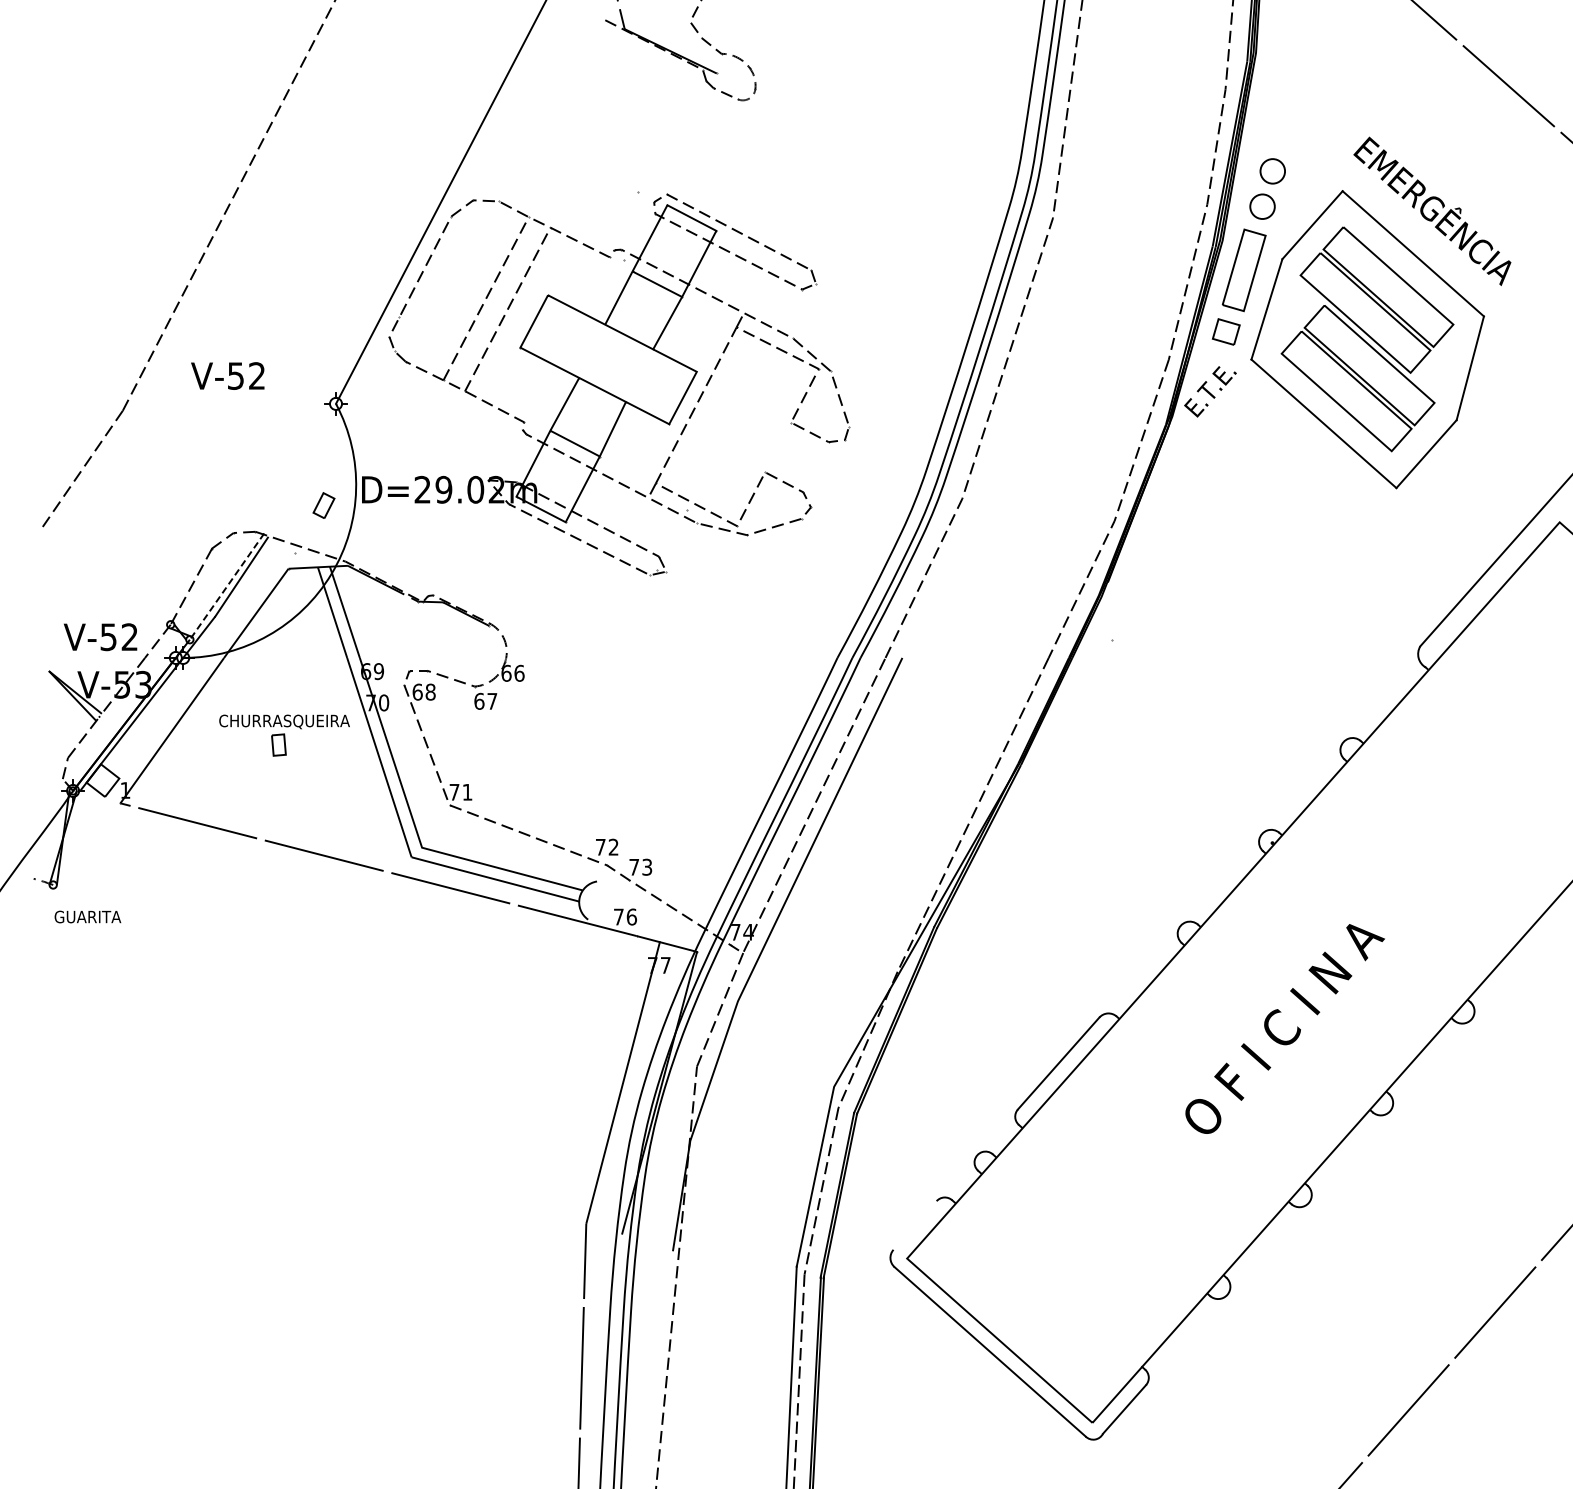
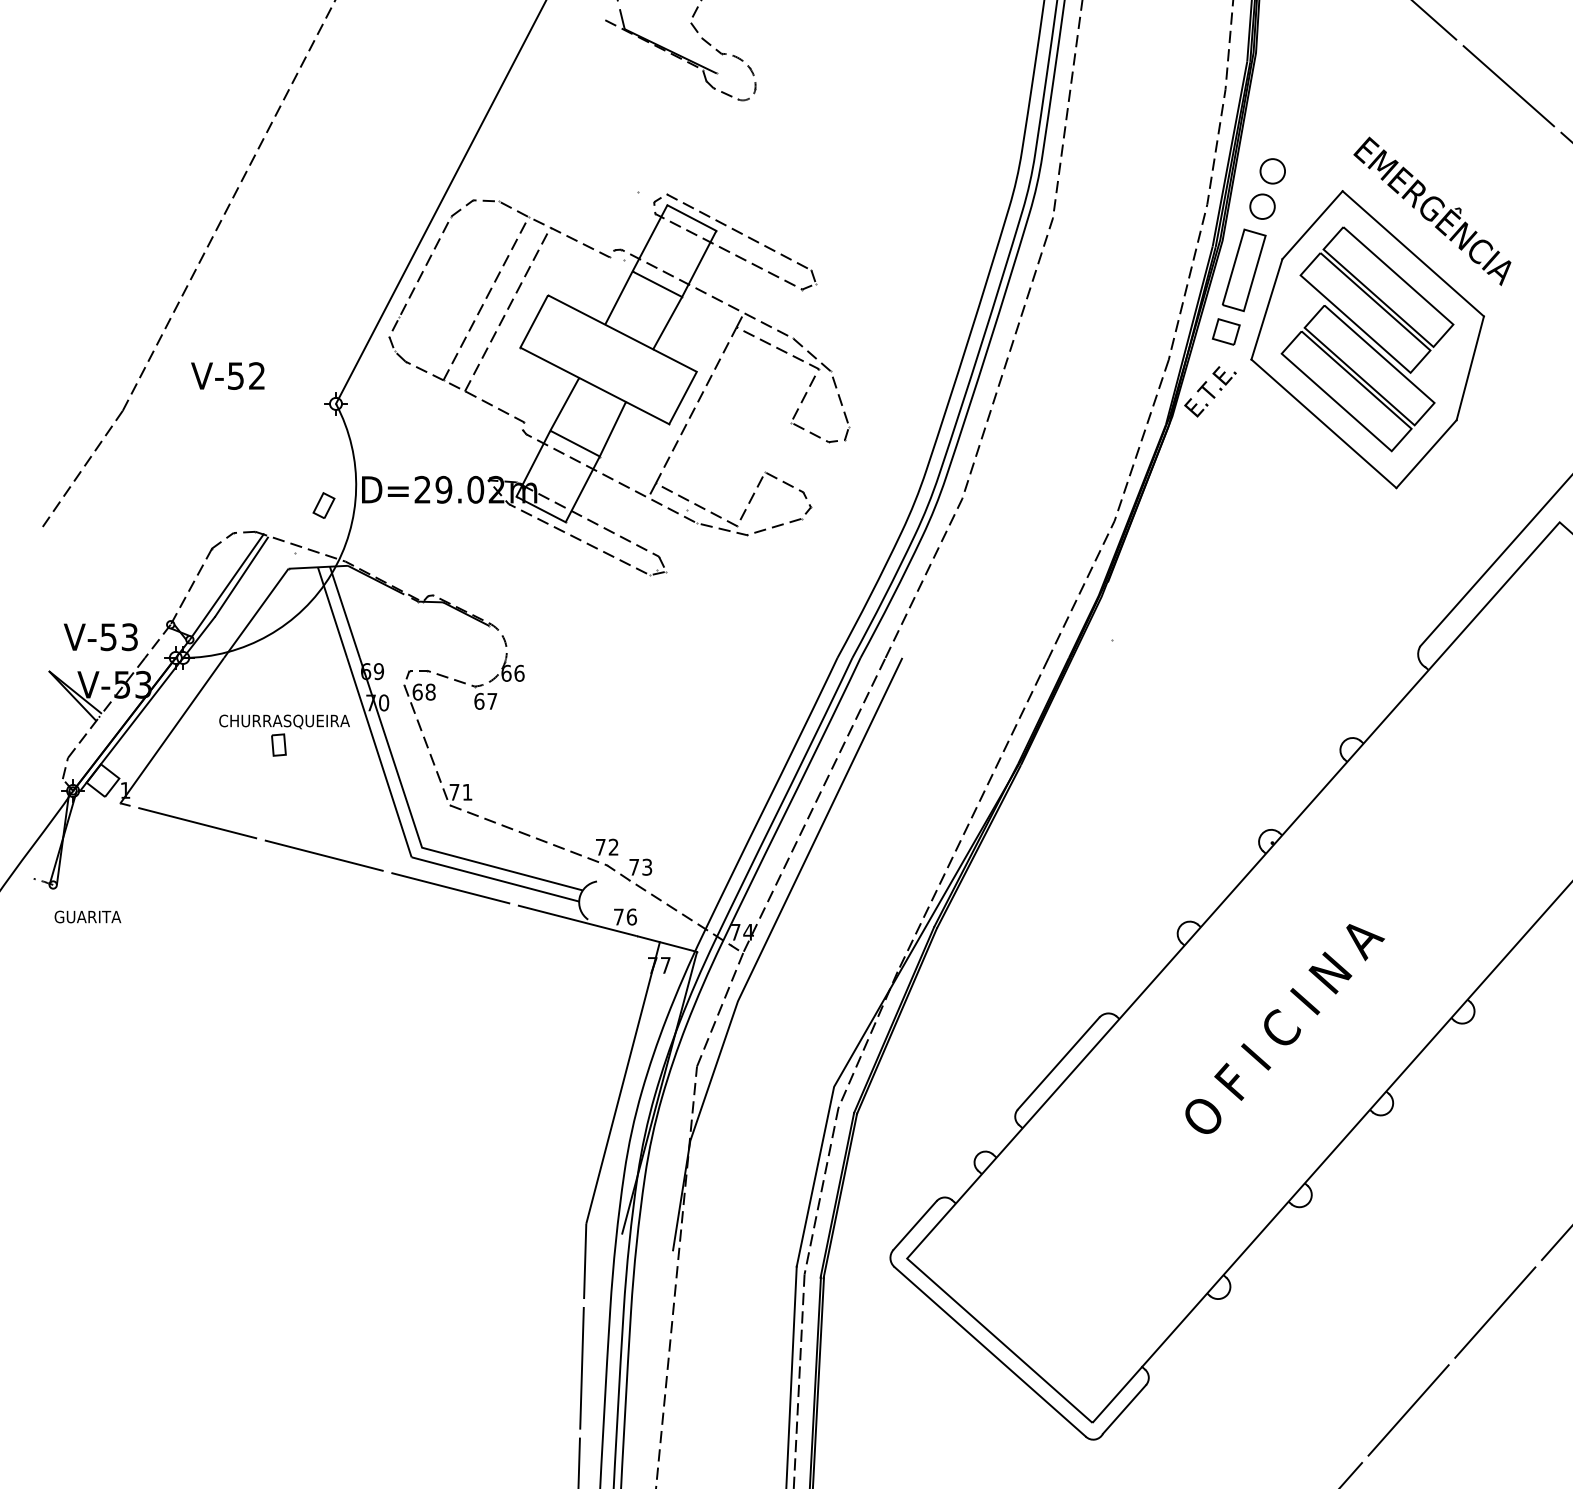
line: dashed -> solid (227, 586)
text: V-52 -> V-53 (129, 637)
line: none -> present (914, 1225)
